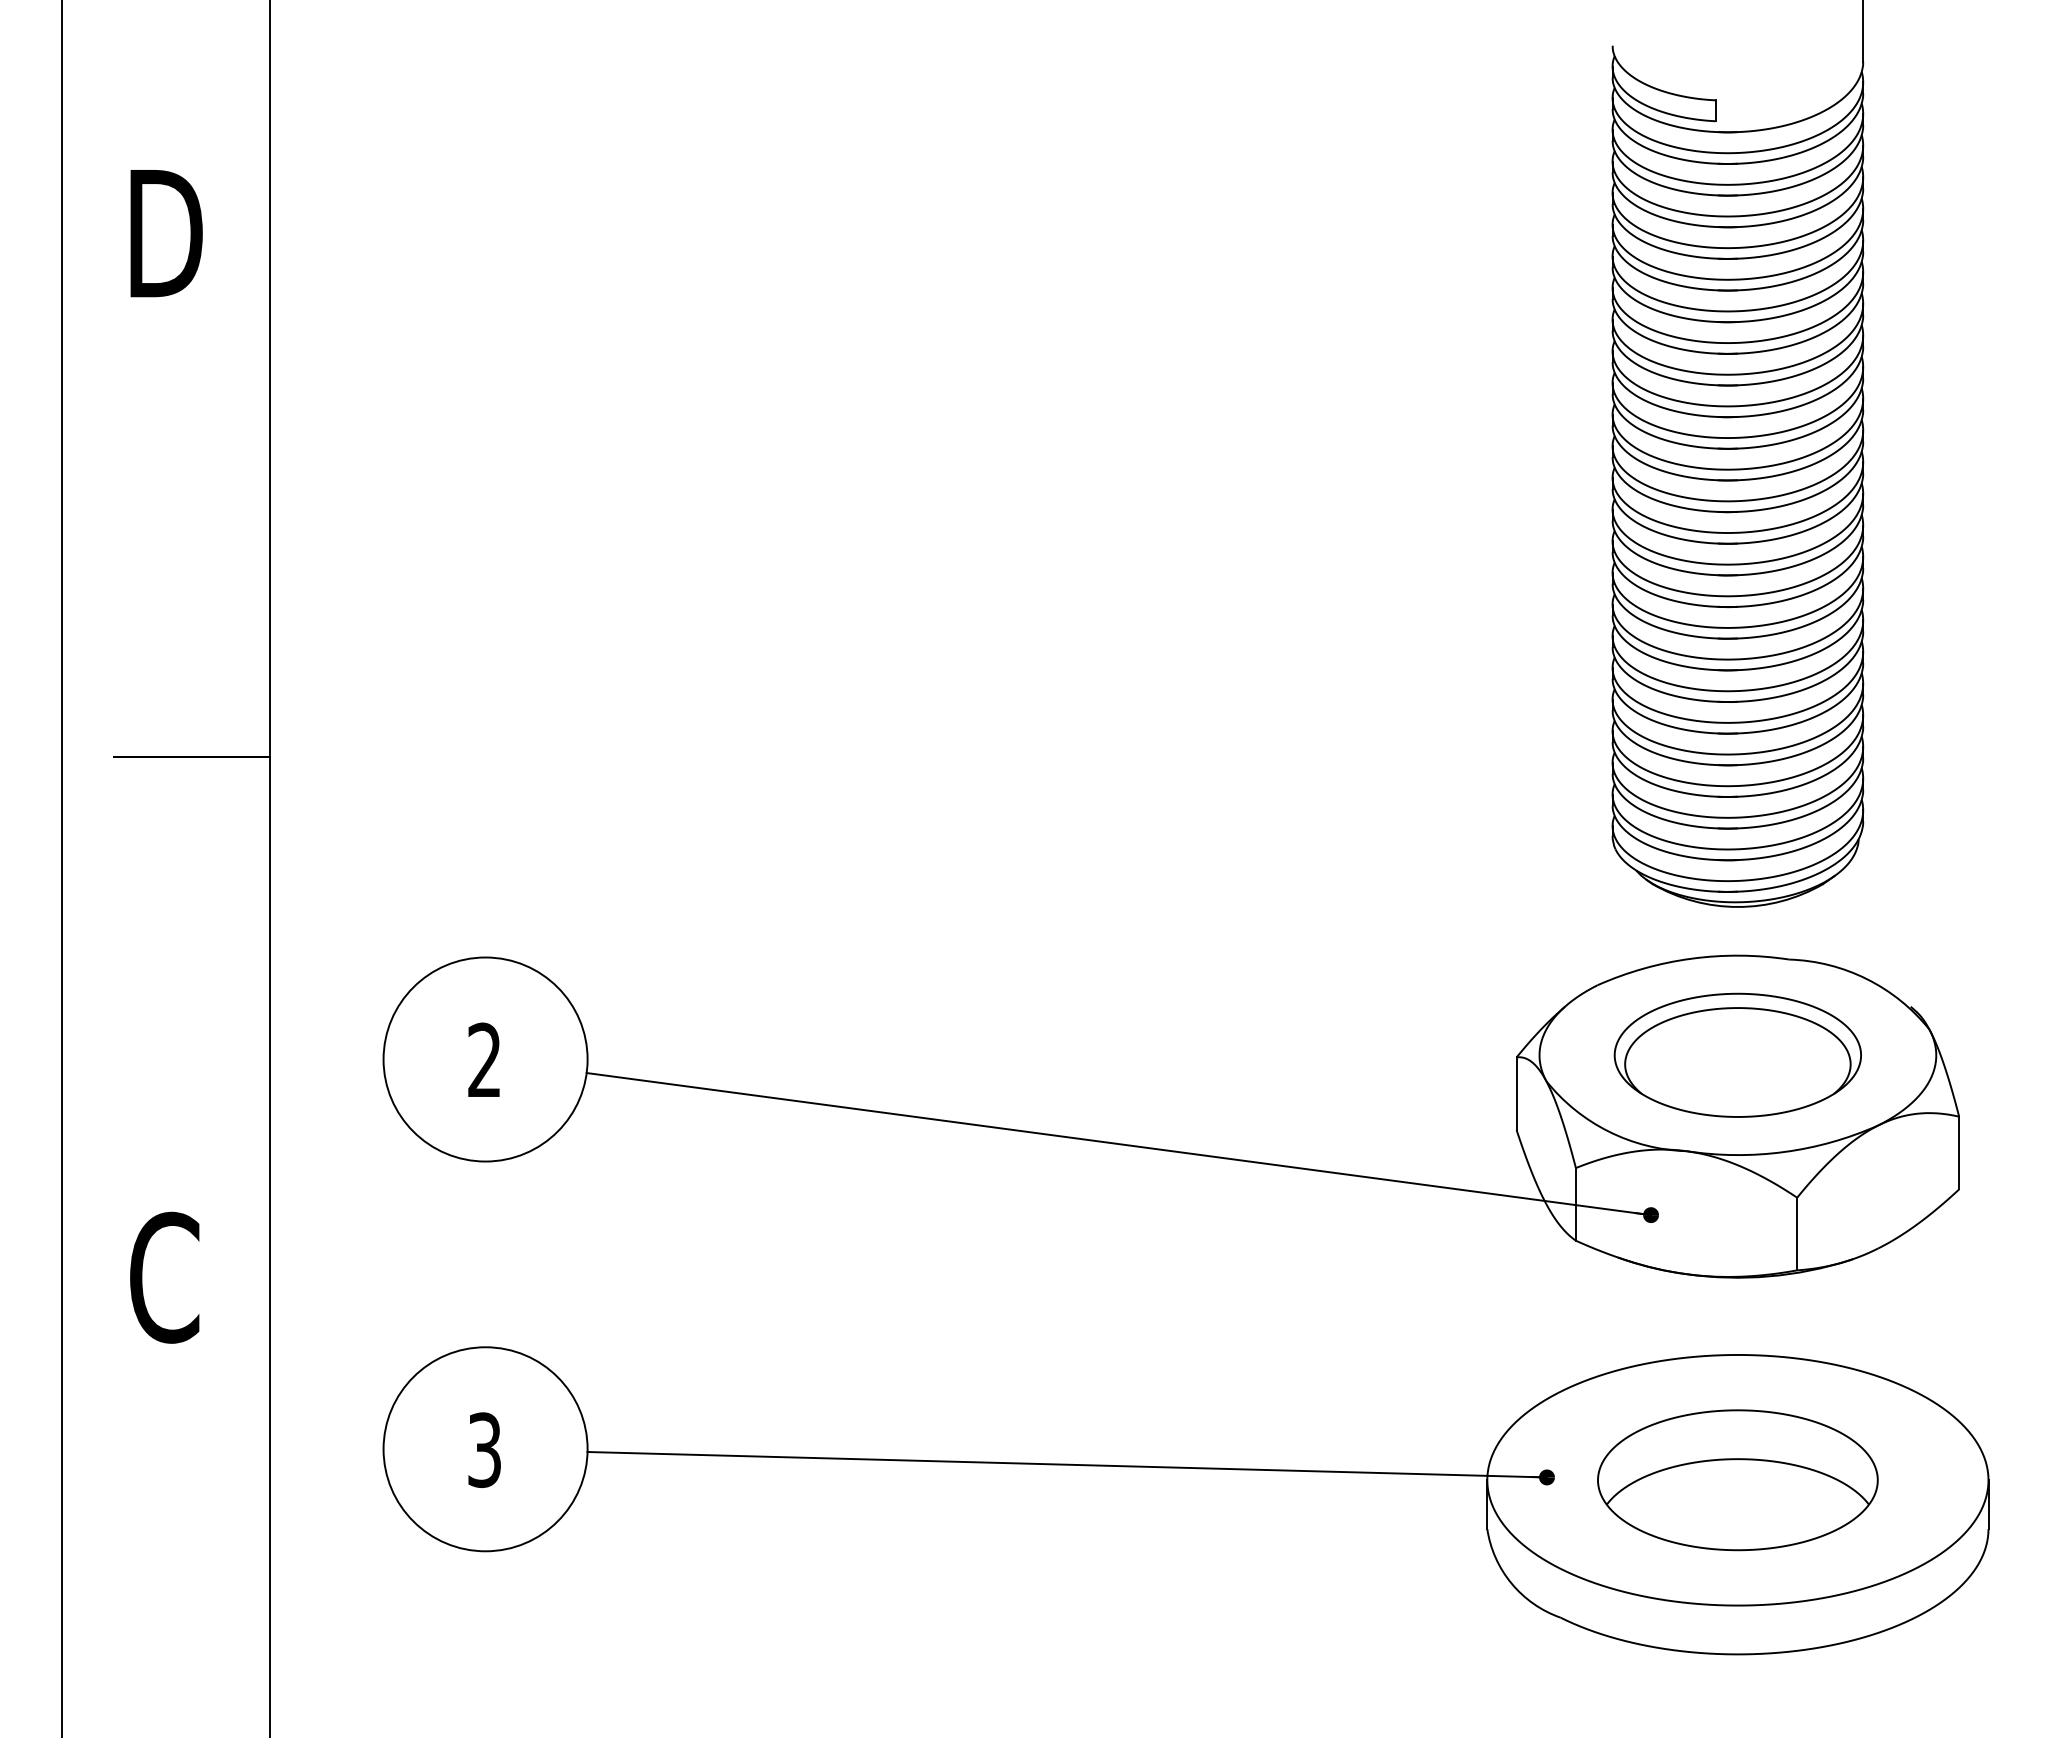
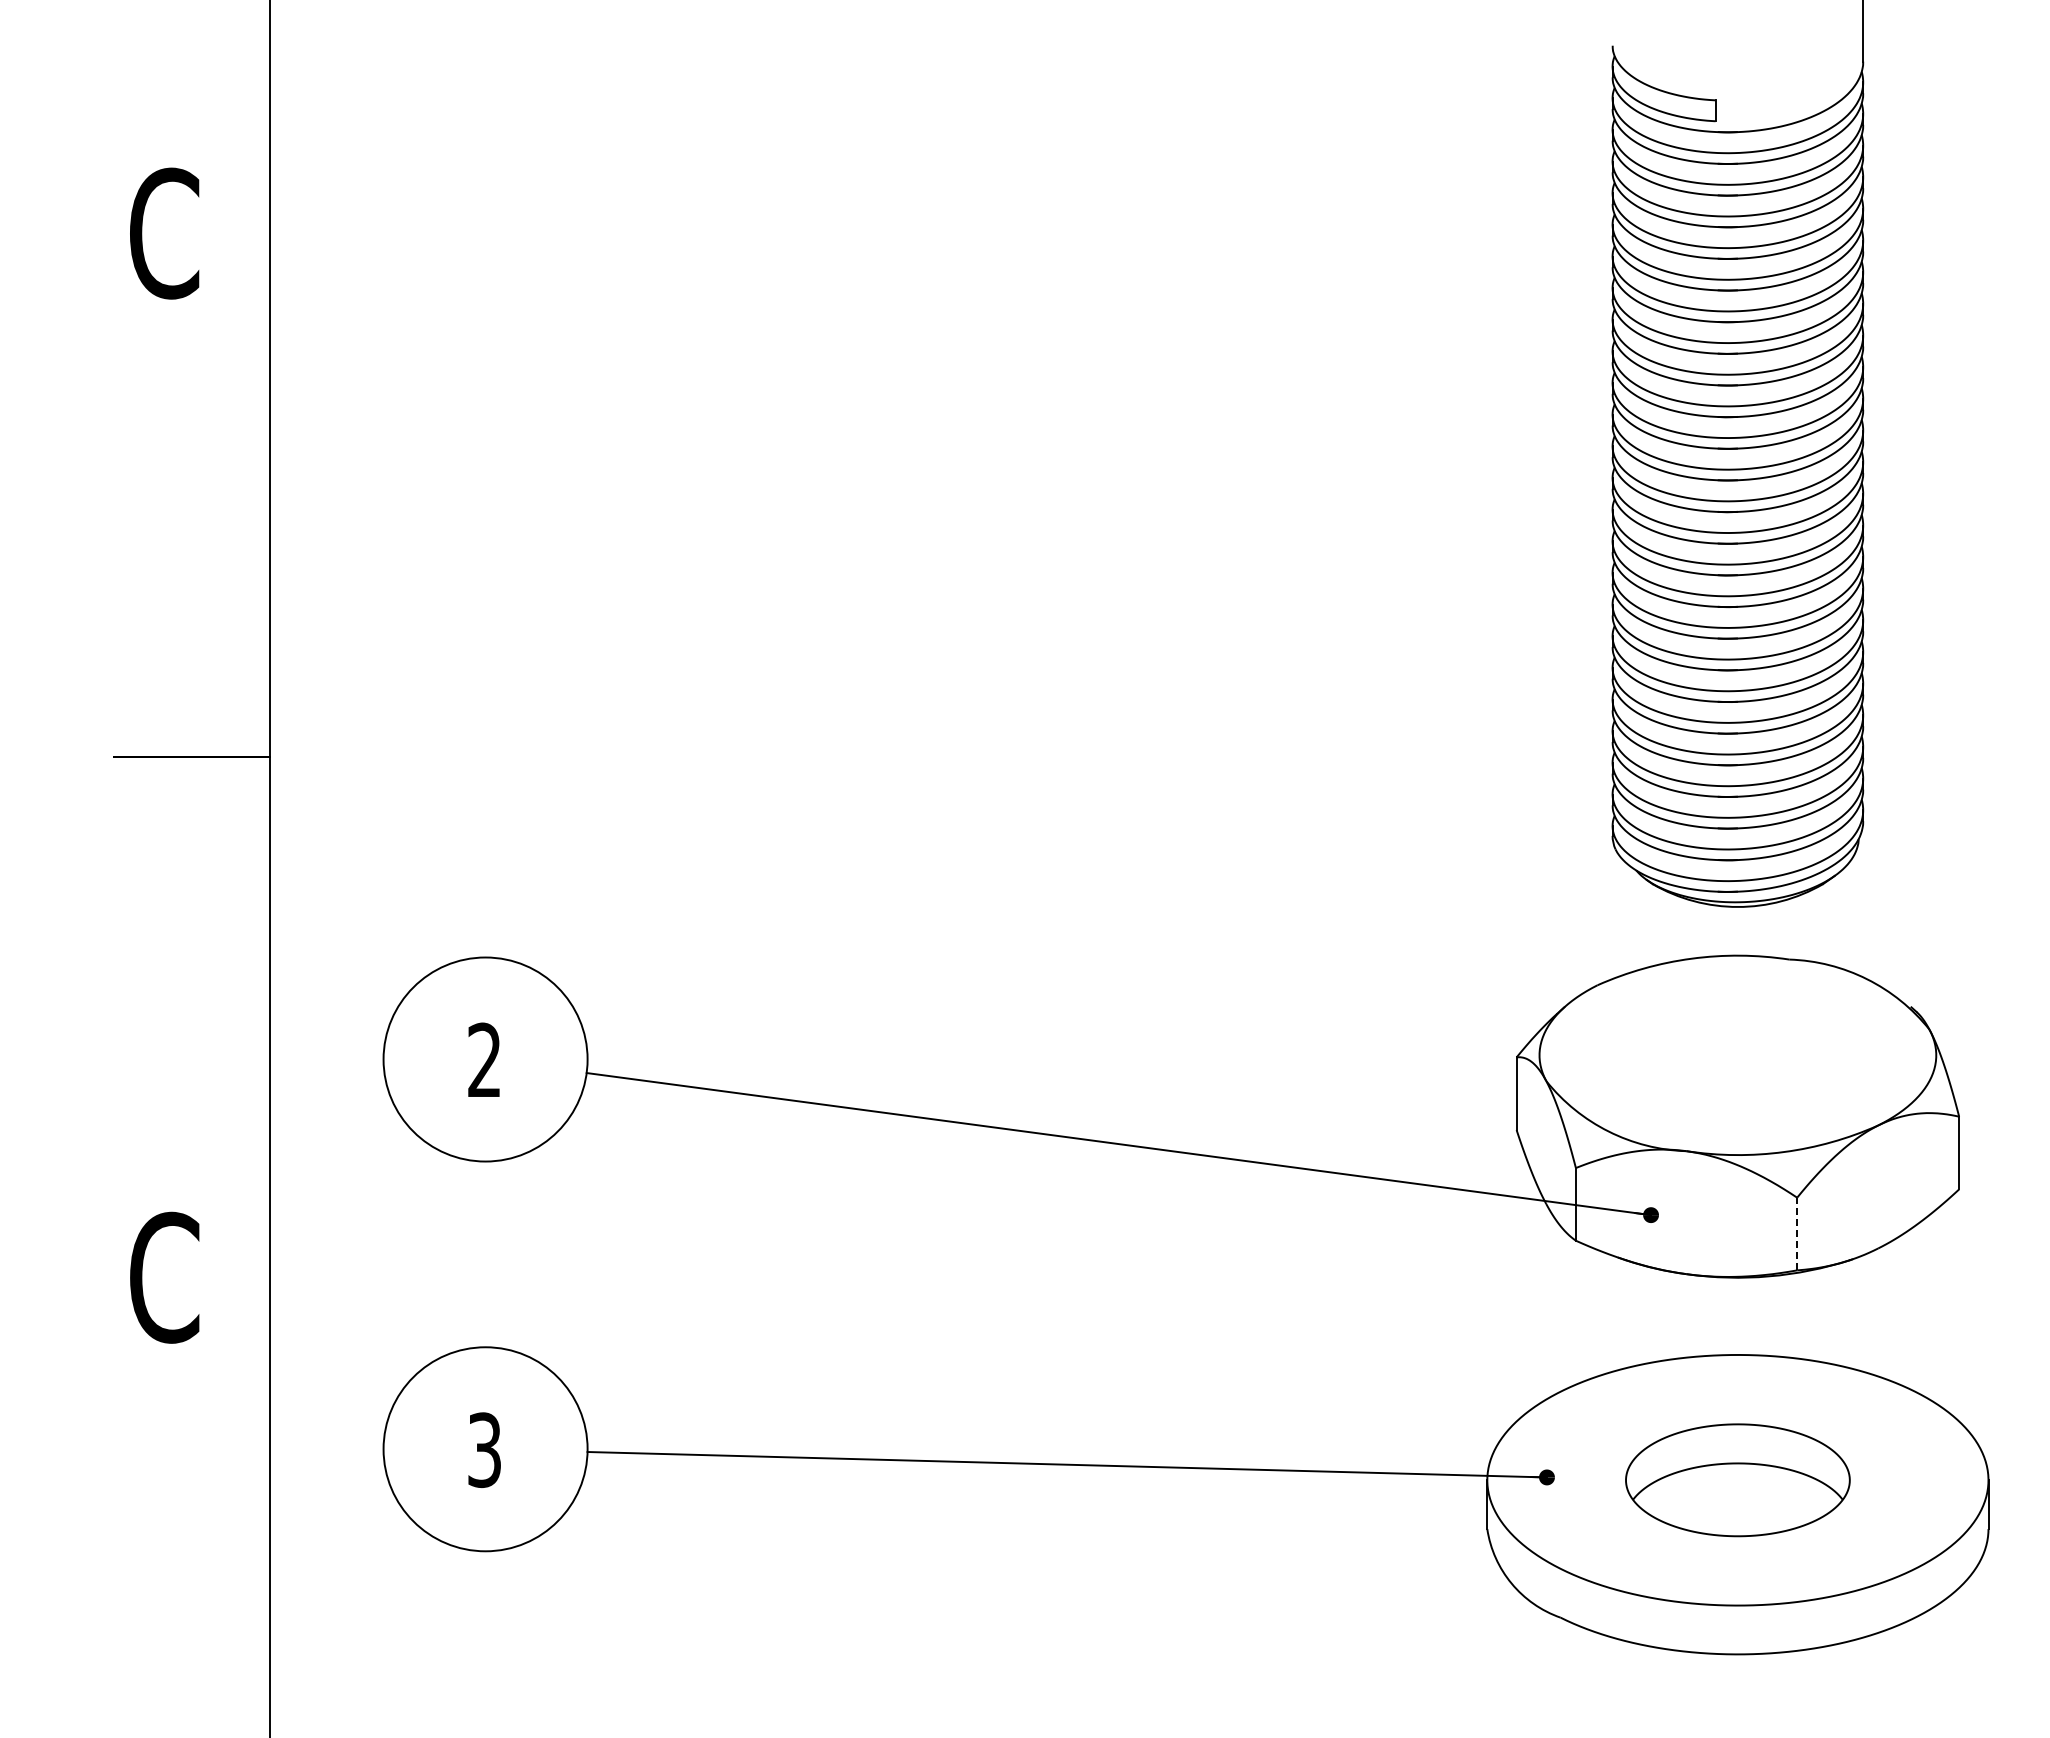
text: D -> C (166, 233)
line: present -> none (61, 868)
part: present -> none (1737, 1054)
line: solid -> dashed (1797, 1233)
part size: 282x143 px -> 226x115 px (1737, 1480)
